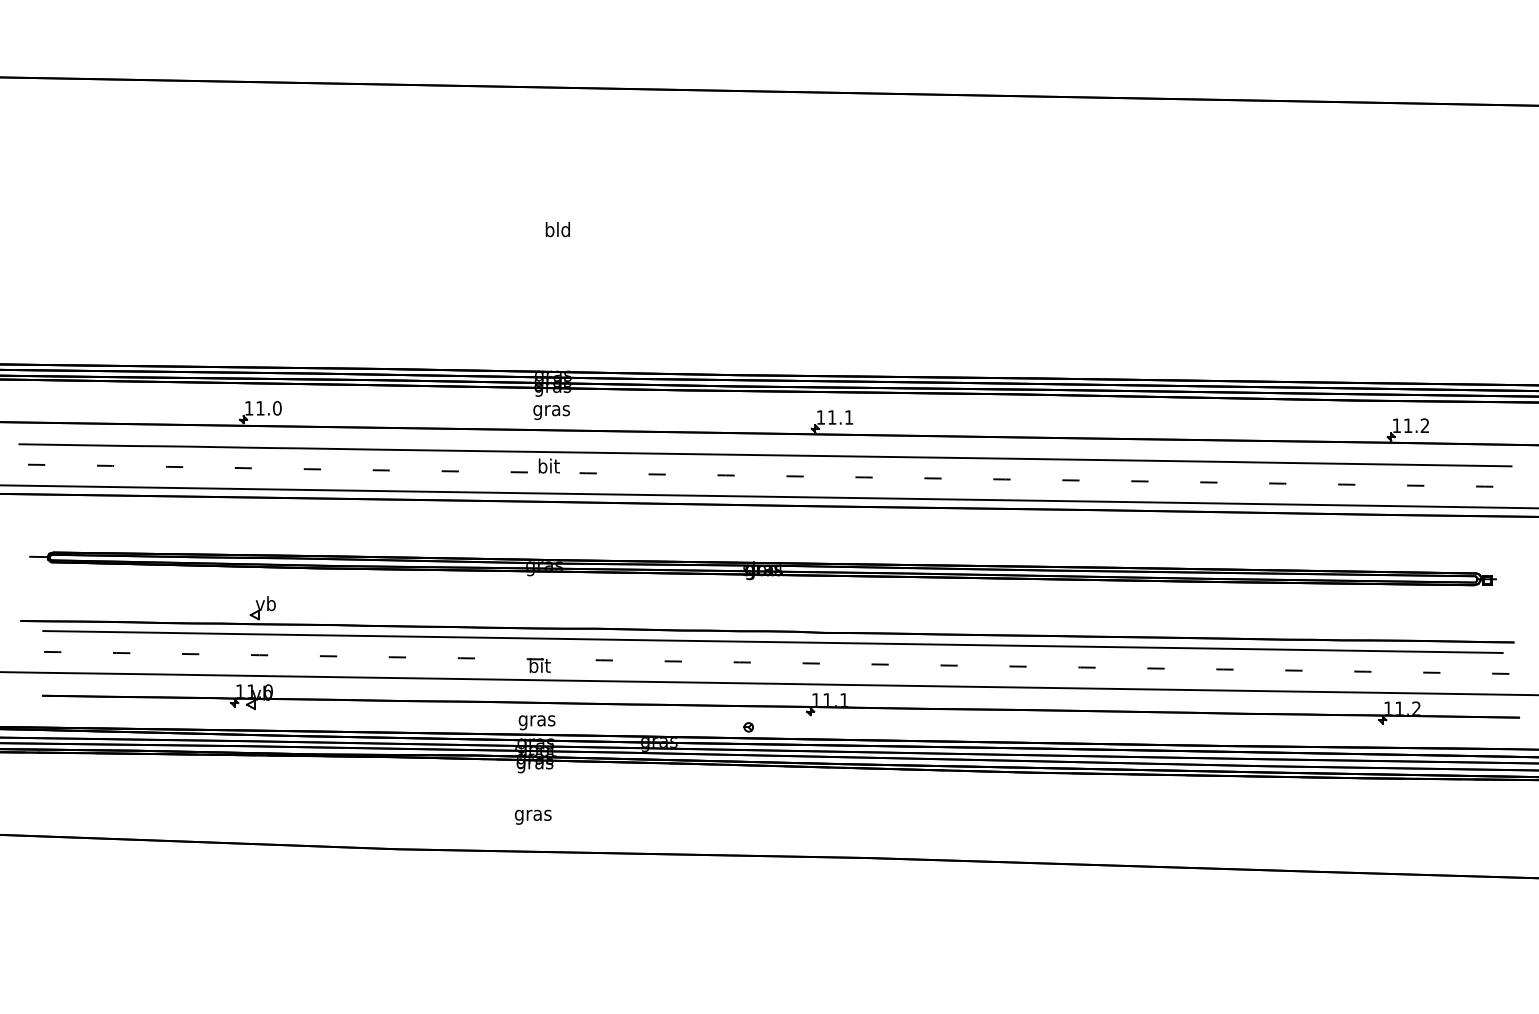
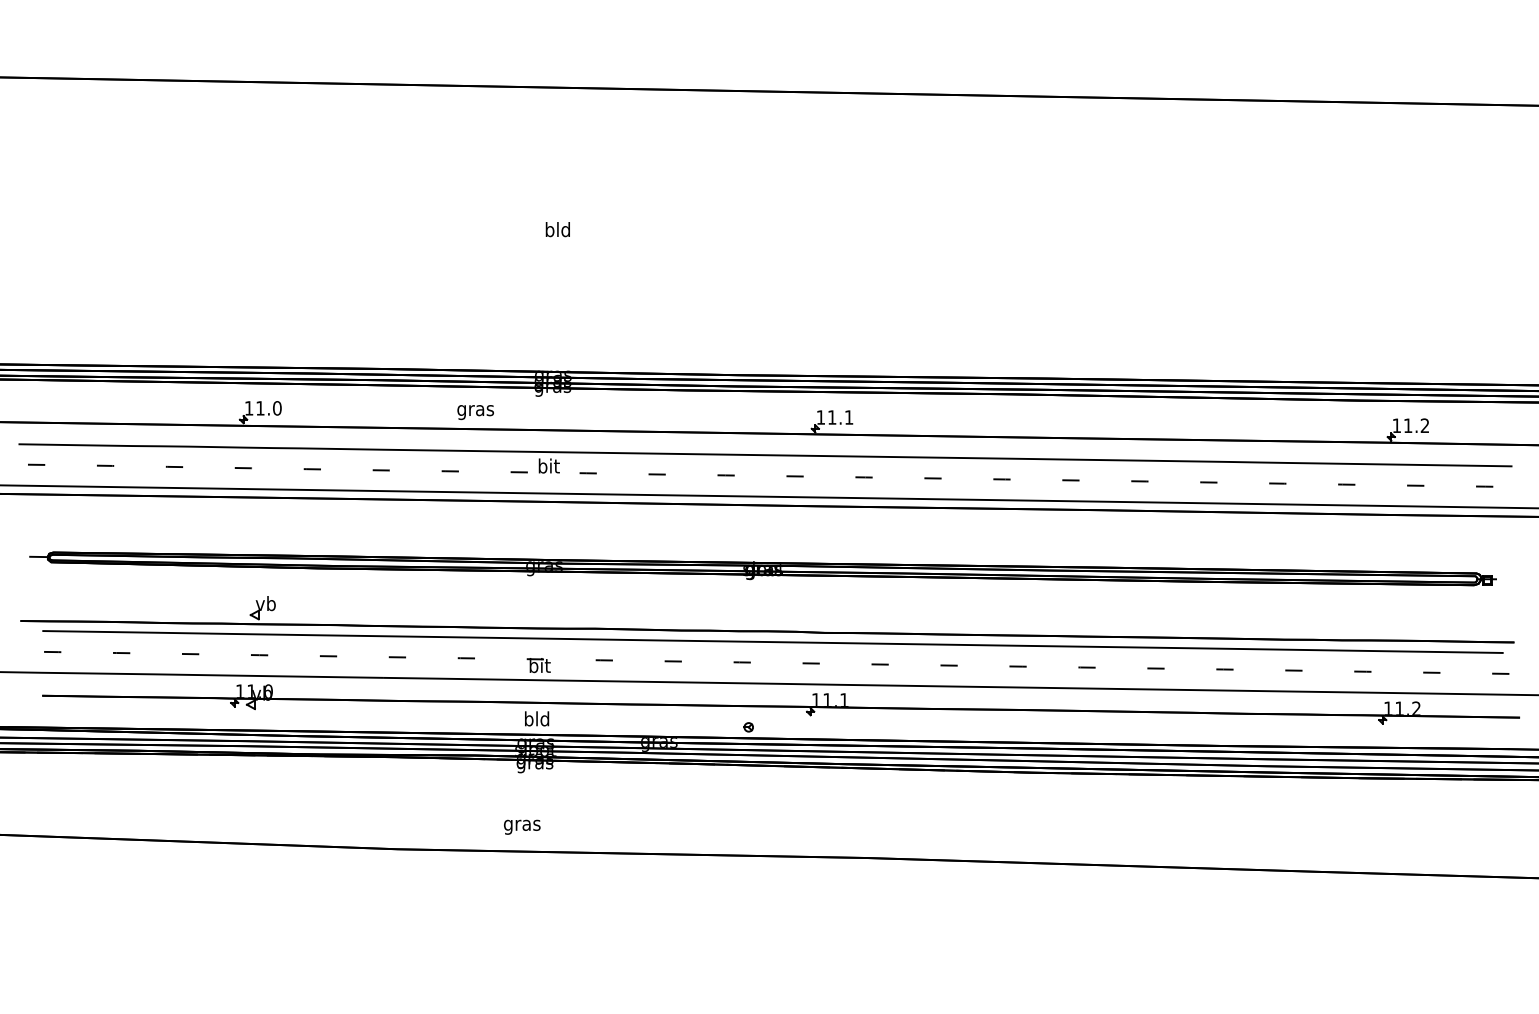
text position: (551, 412) -> (475, 412) (475, 412)
text: gras -> bld (536, 720)
text position: (533, 816) -> (522, 826) (522, 826)
